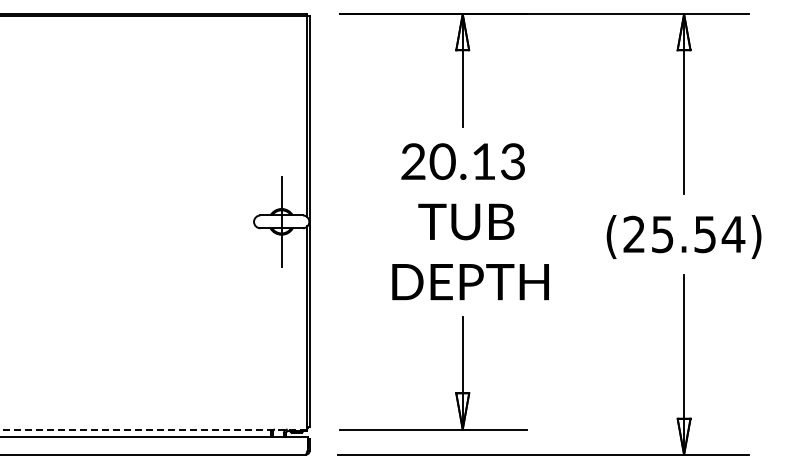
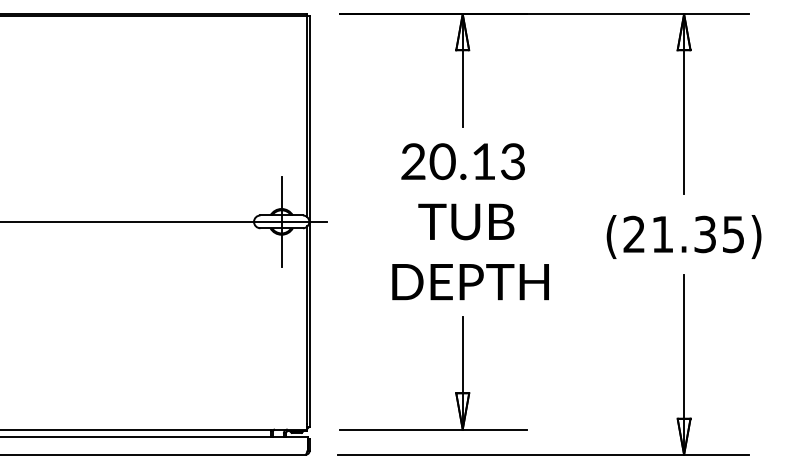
line: none -> present (164, 221)
text: (25.54) -> (21.35) (698, 234)
line: dashed -> solid (153, 429)
